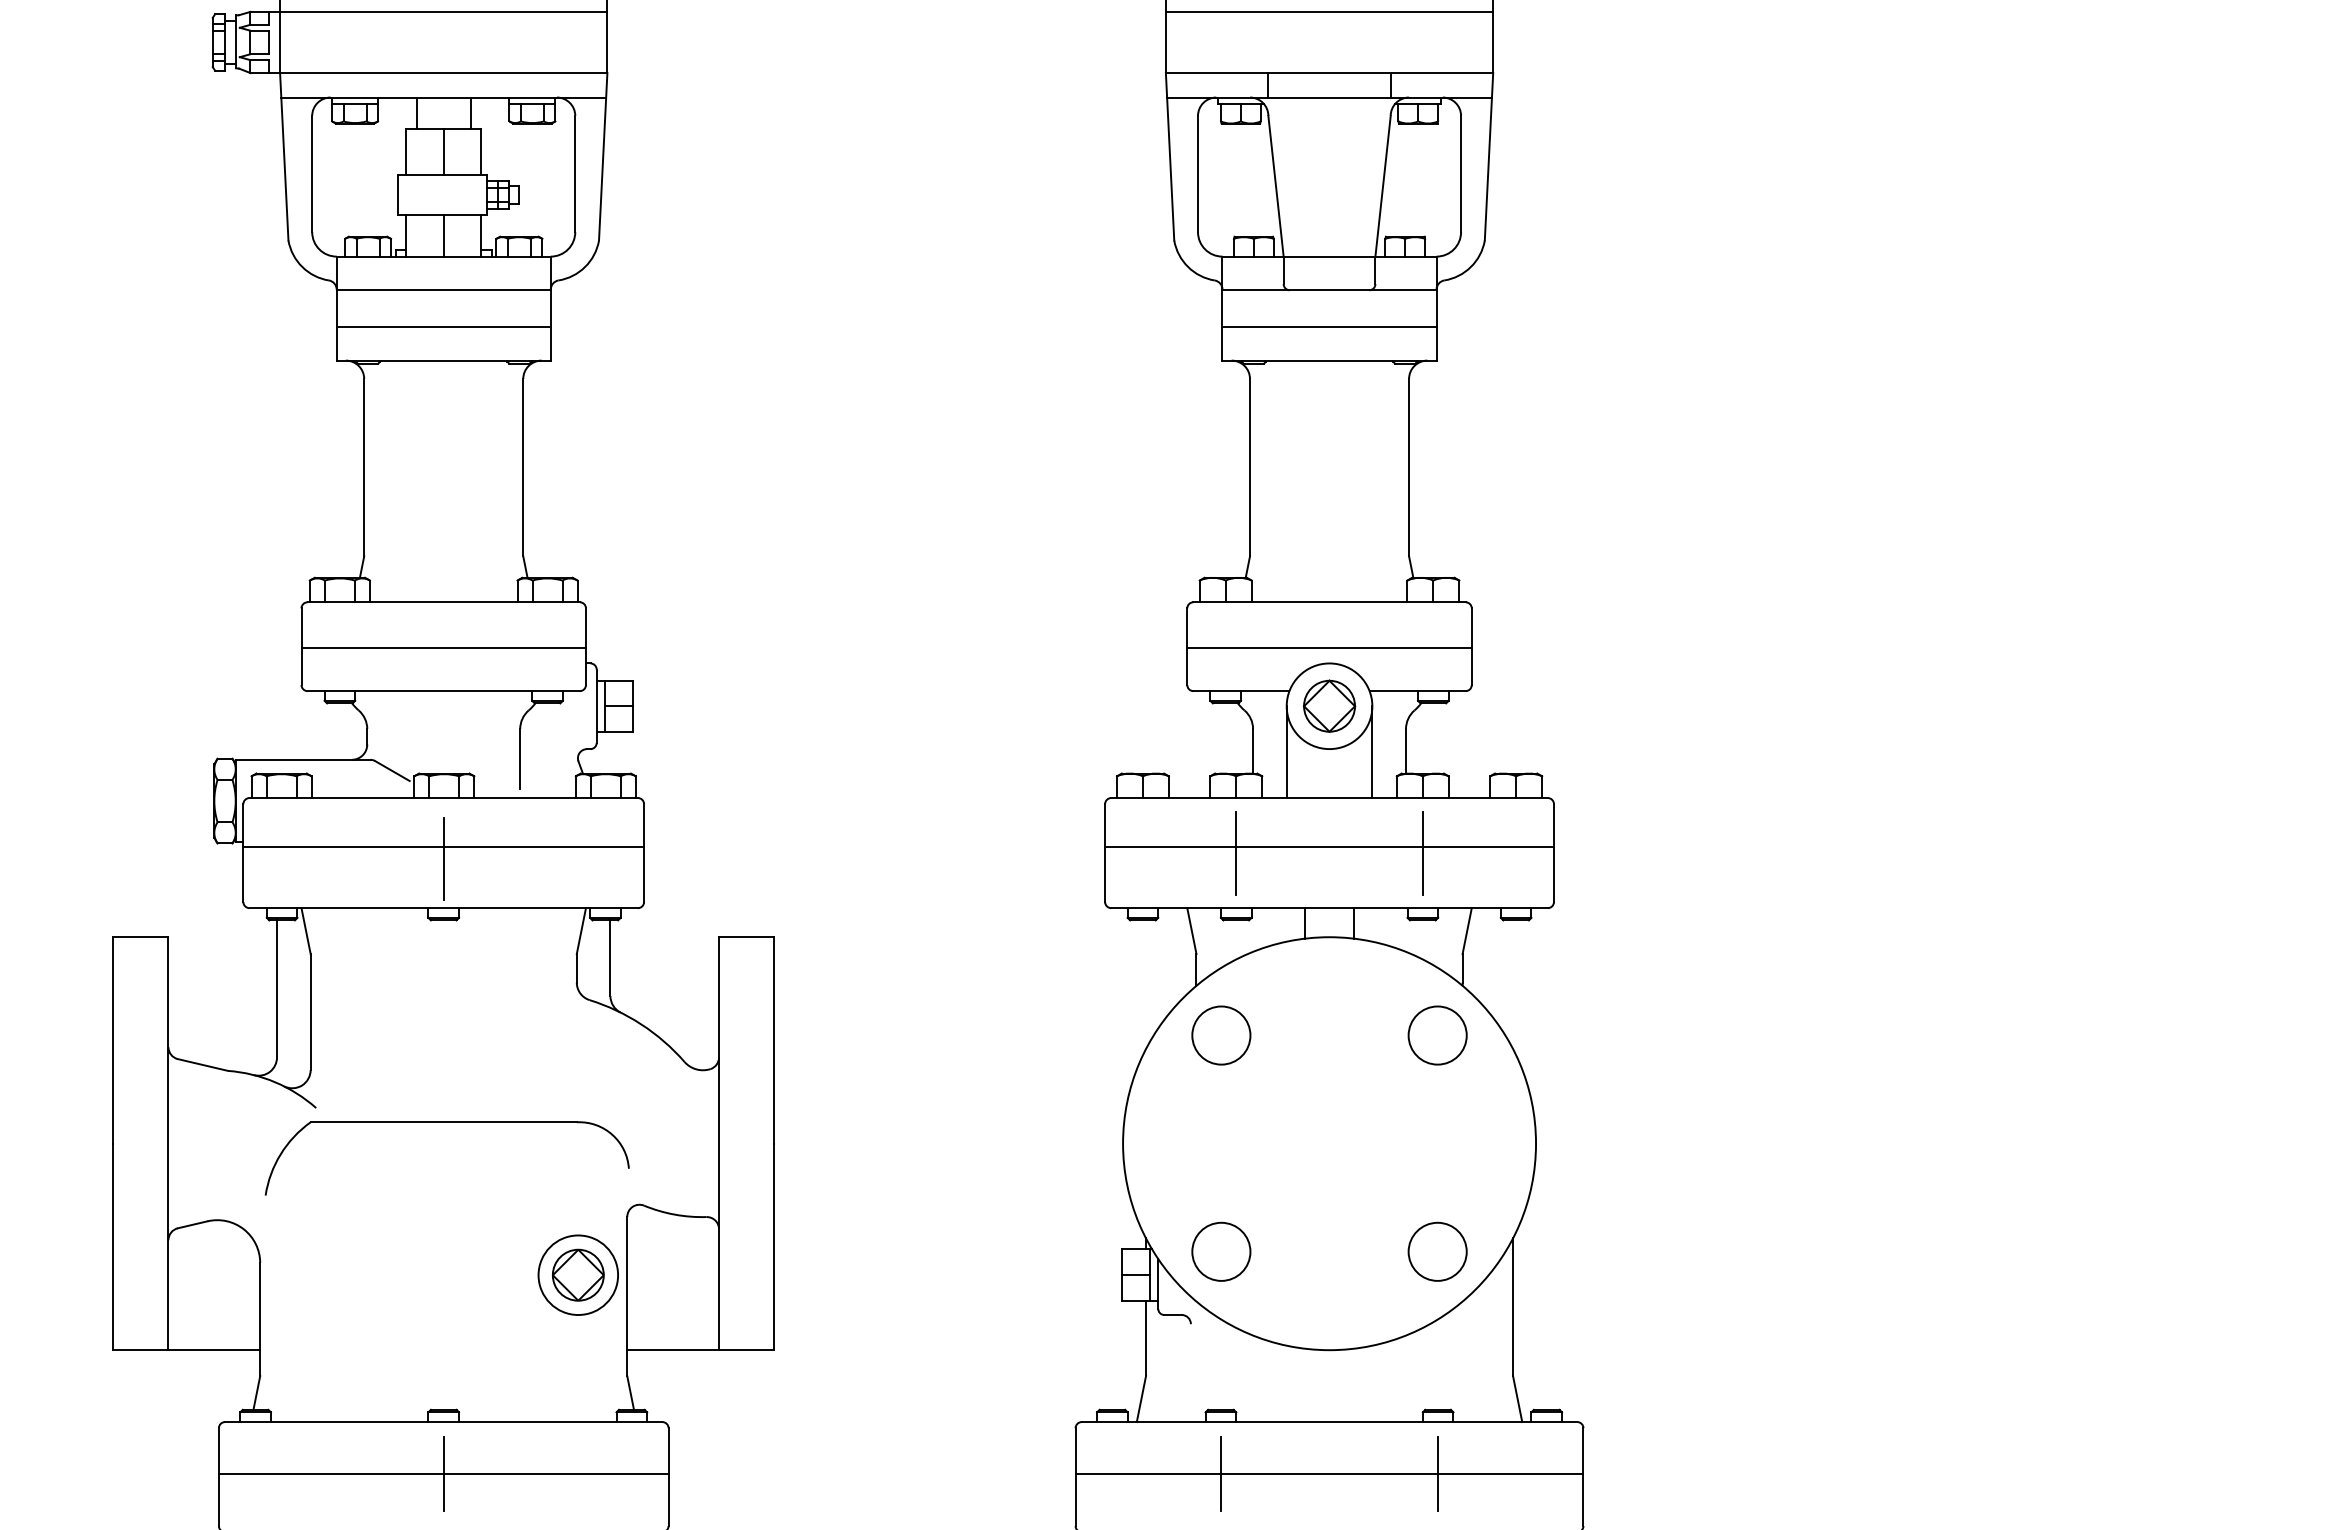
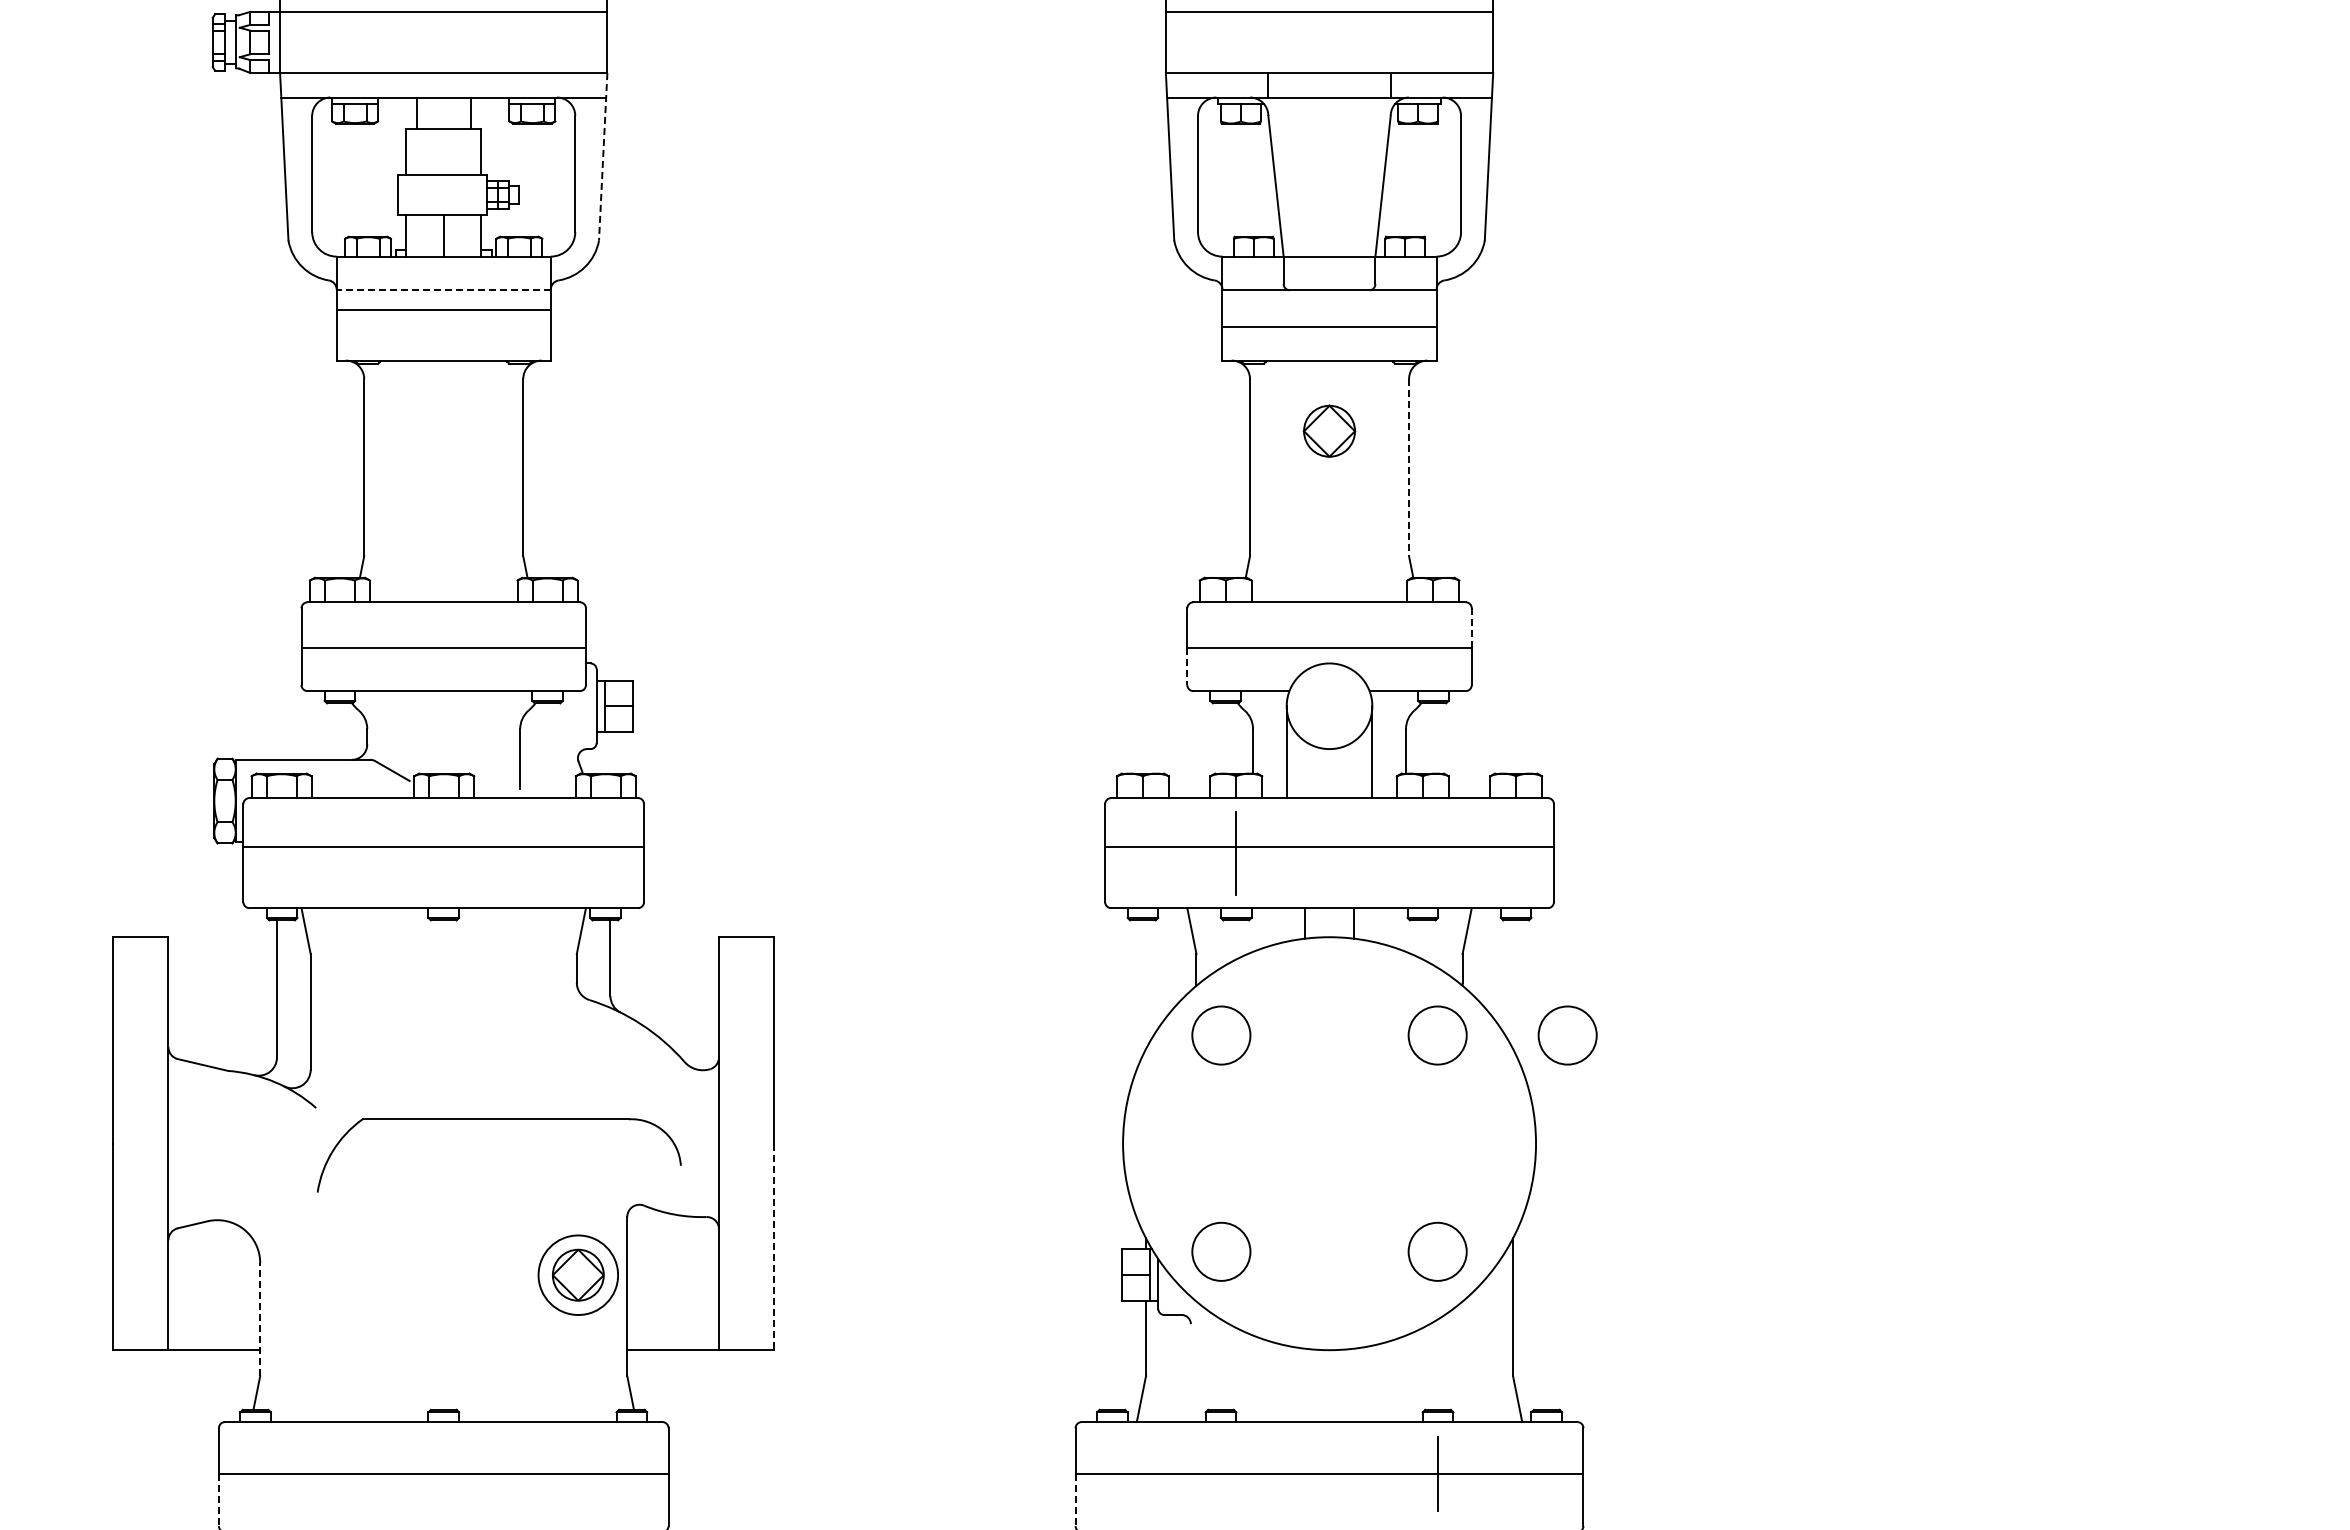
line: present -> none (443, 152)
line: solid -> dashed (603, 156)
line: solid -> dashed (443, 290)
line position: (443, 326) -> (443, 309) (443, 309)
line: solid -> dashed (1409, 467)
line: solid -> dashed (1471, 628)
line: solid -> dashed (1187, 667)
part position: (1329, 705) -> (1329, 430) (1329, 430)
line: present -> none (1422, 853)
line: present -> none (443, 858)
circle: none -> present (1567, 1035)
part position: (446, 1122) -> (498, 1119) (498, 1119)
line: solid -> dashed (774, 1247)
line: solid -> dashed (260, 1319)
line: present -> none (443, 1473)
line: present -> none (1220, 1473)
line: solid -> dashed (218, 1500)
line: solid -> dashed (1075, 1500)
